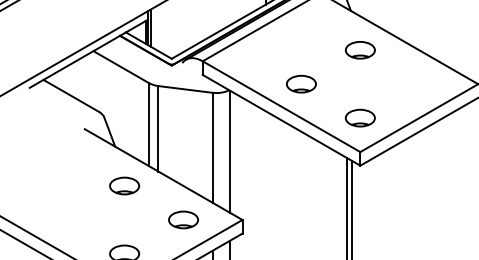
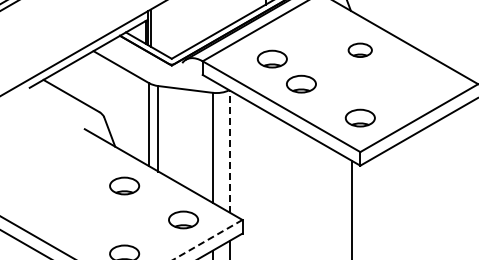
part size: 32x19 px -> 26x16 px (359, 49)
part: none -> present (271, 58)
line: solid -> dashed (229, 151)
line: present -> none (346, 206)
line: solid -> dashed (208, 239)
